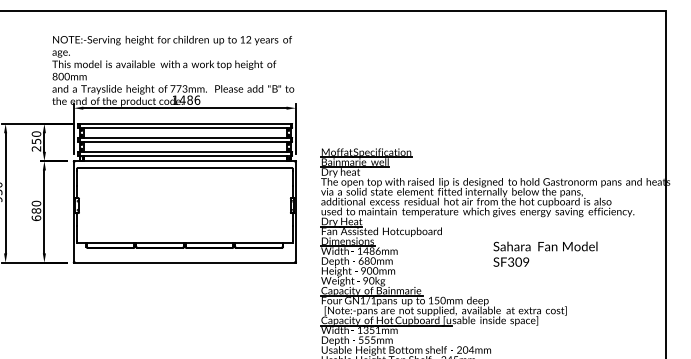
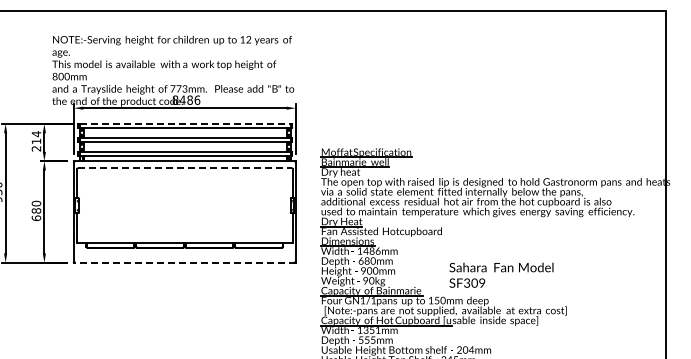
text: 1486 -> 8486 (175, 99)
line: solid -> dashed (185, 123)
text: 250 -> 214 (36, 137)
line: solid -> dashed (185, 168)
text position: (545, 253) -> (501, 274) (501, 274)
line: solid -> dashed (184, 262)
